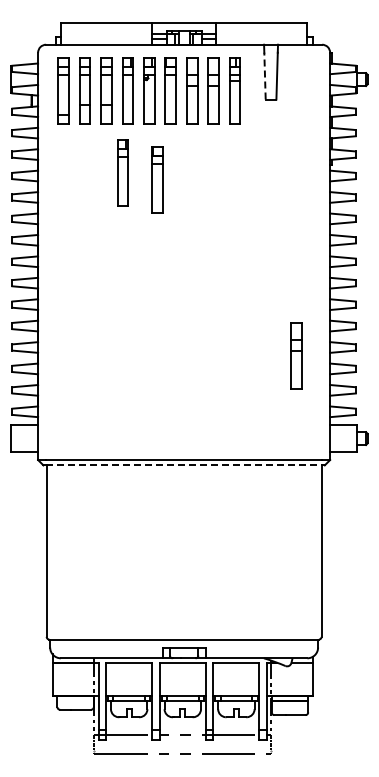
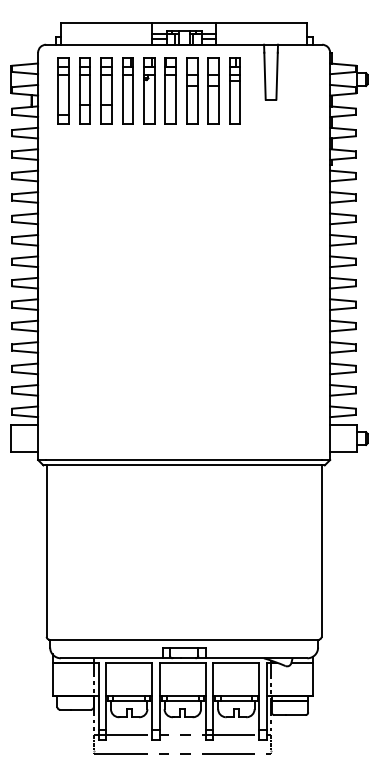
line: dashed -> solid (264, 75)
part: present -> none (122, 172)
part: present -> none (157, 179)
part: present -> none (296, 355)
line: dashed -> solid (184, 465)
